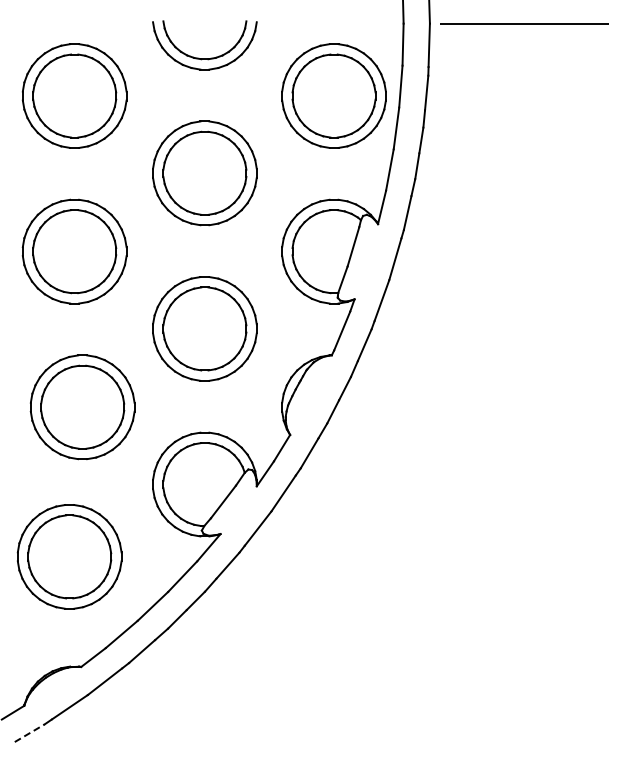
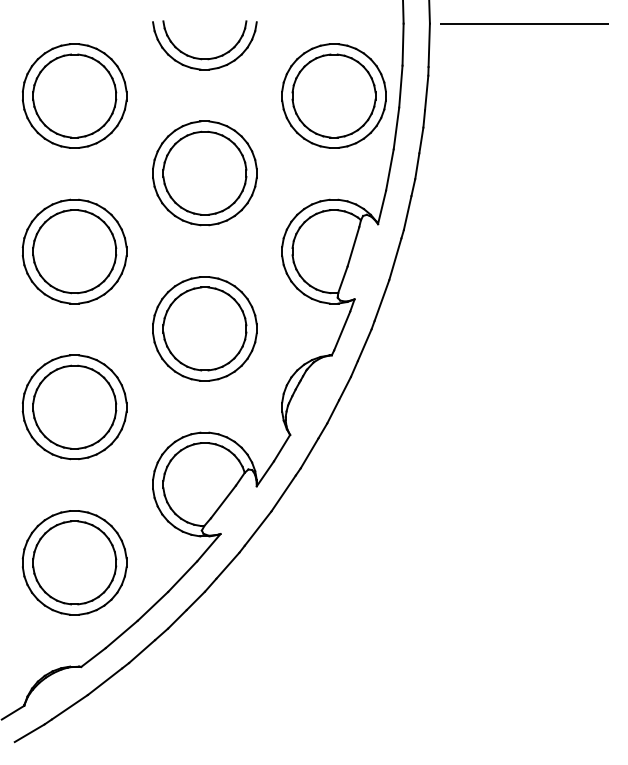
part position: (82, 407) -> (74, 407) (74, 407)
part position: (69, 556) -> (74, 562) (74, 562)
line: dashed -> solid (30, 732)
